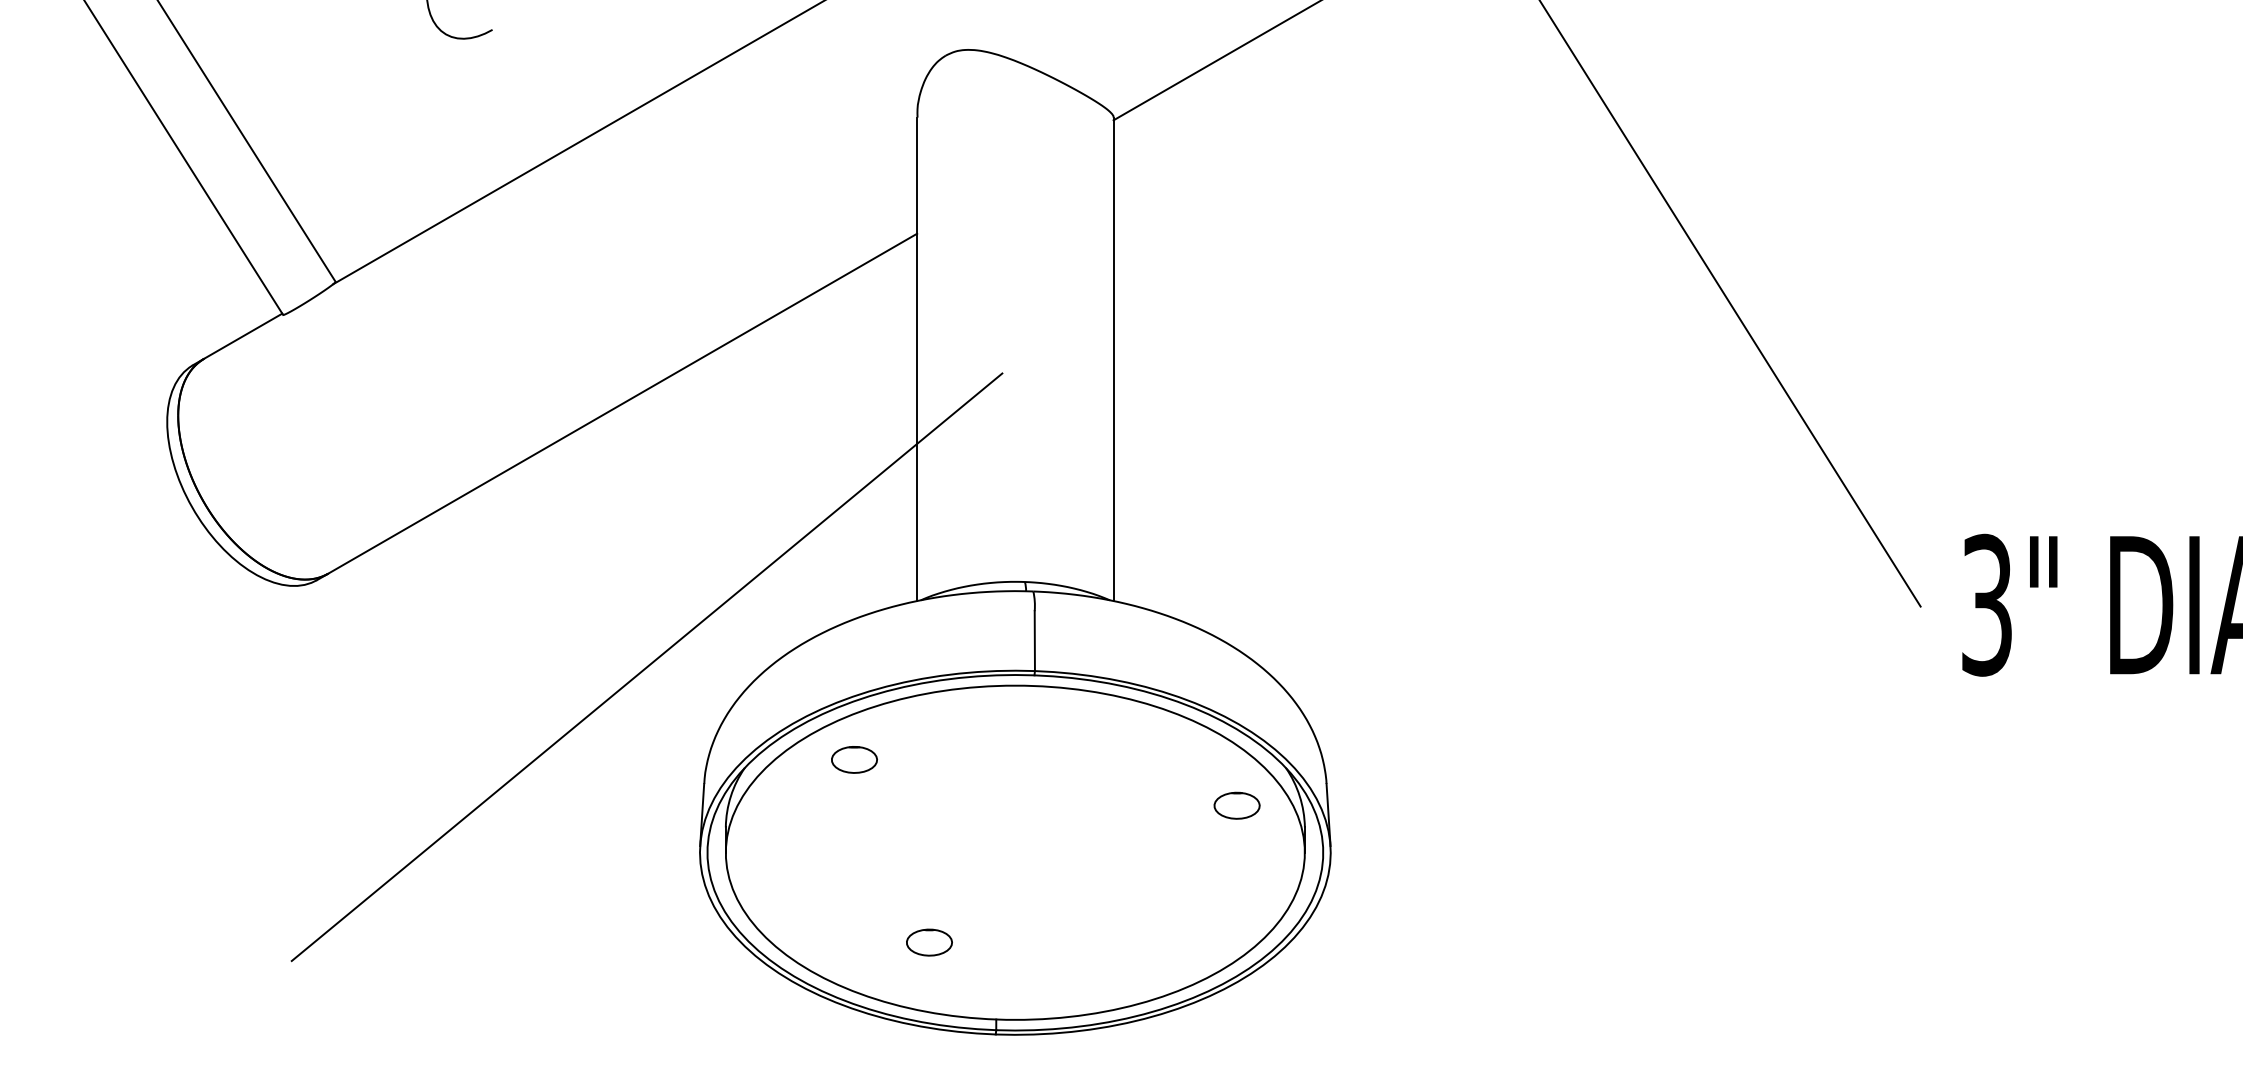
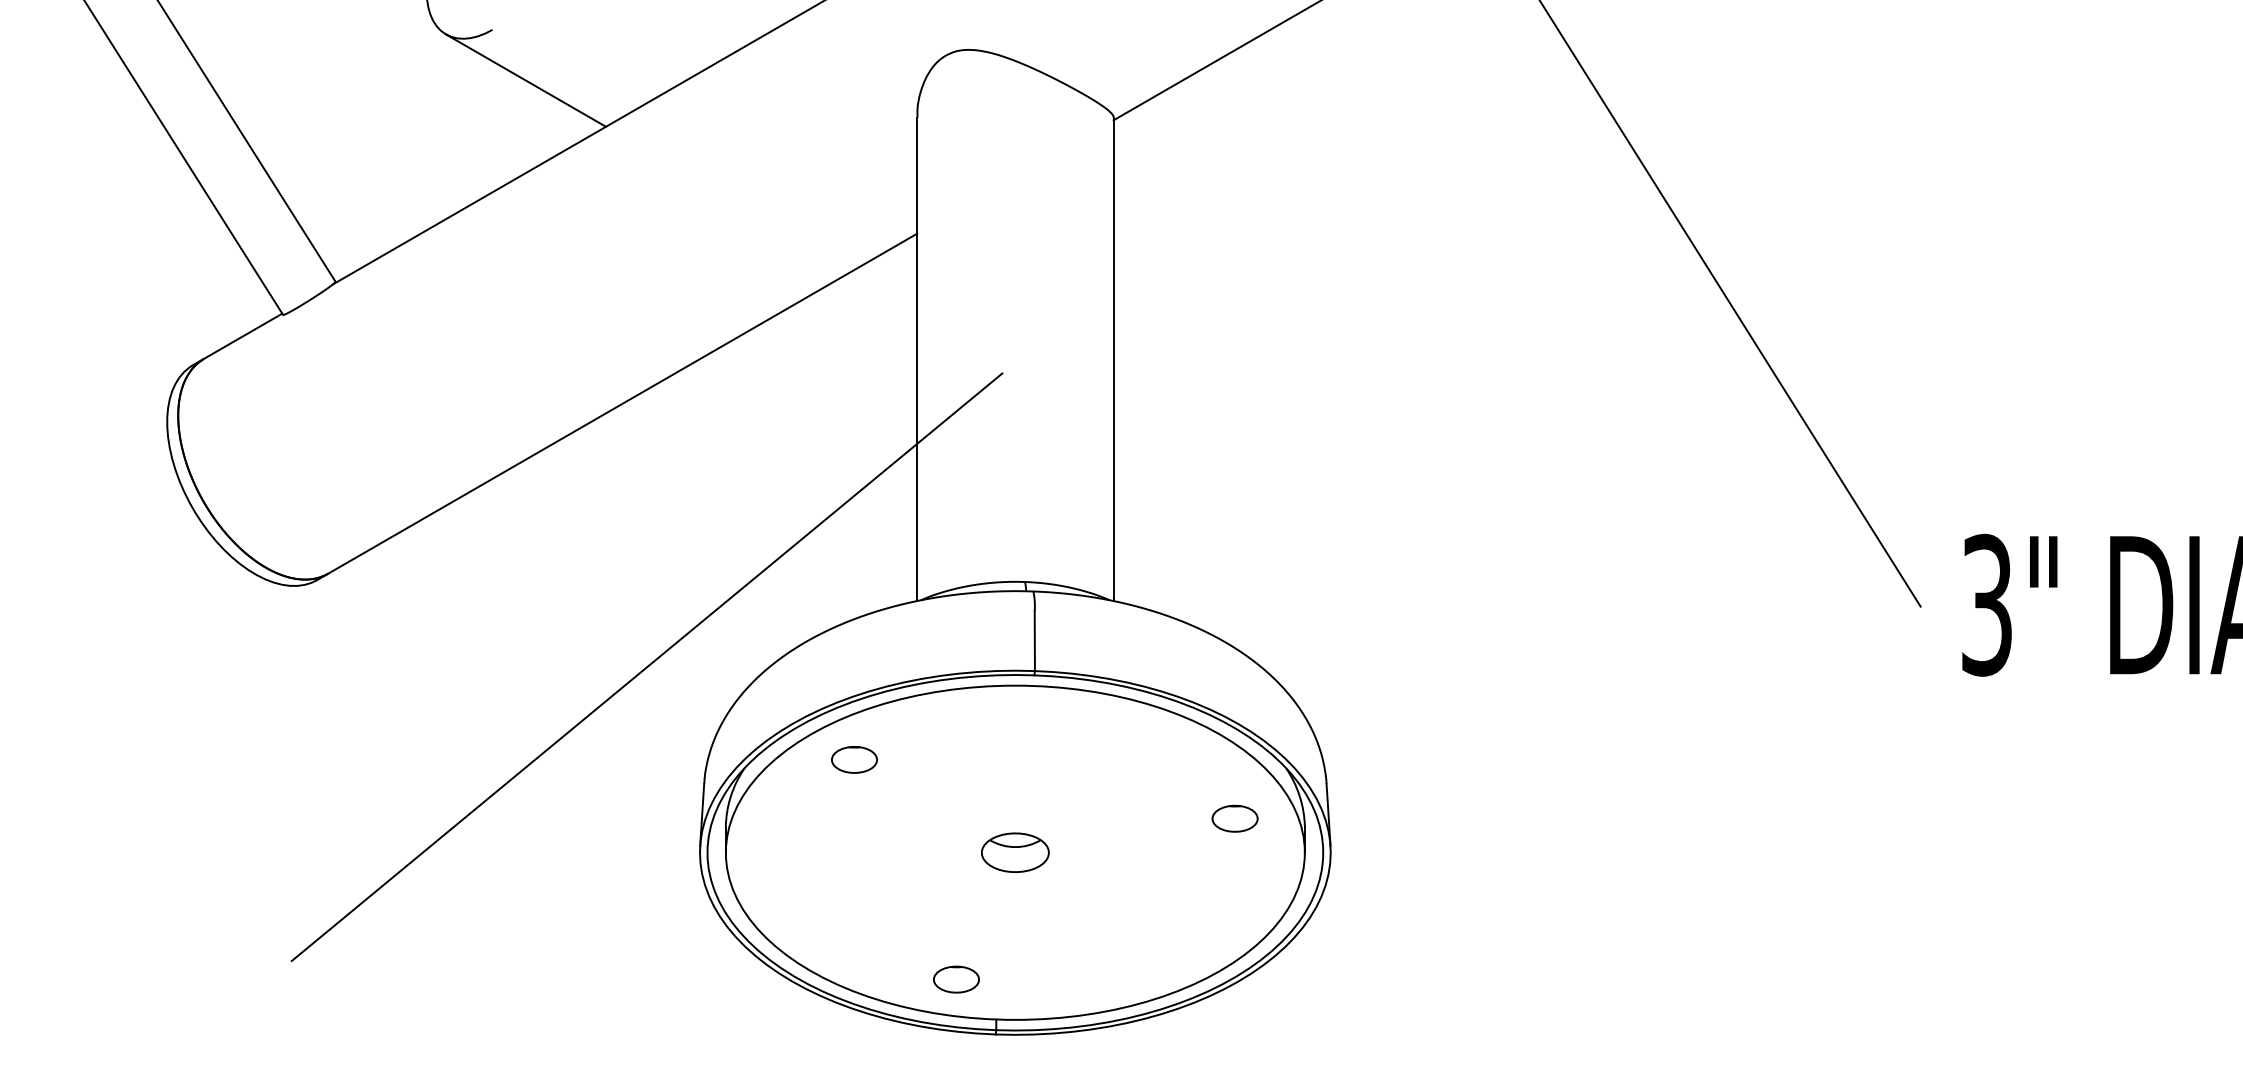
line: none -> present (526, 80)
part position: (1236, 805) -> (1234, 818) (1234, 818)
part: none -> present (1015, 852)
part position: (929, 942) -> (956, 979) (956, 979)
